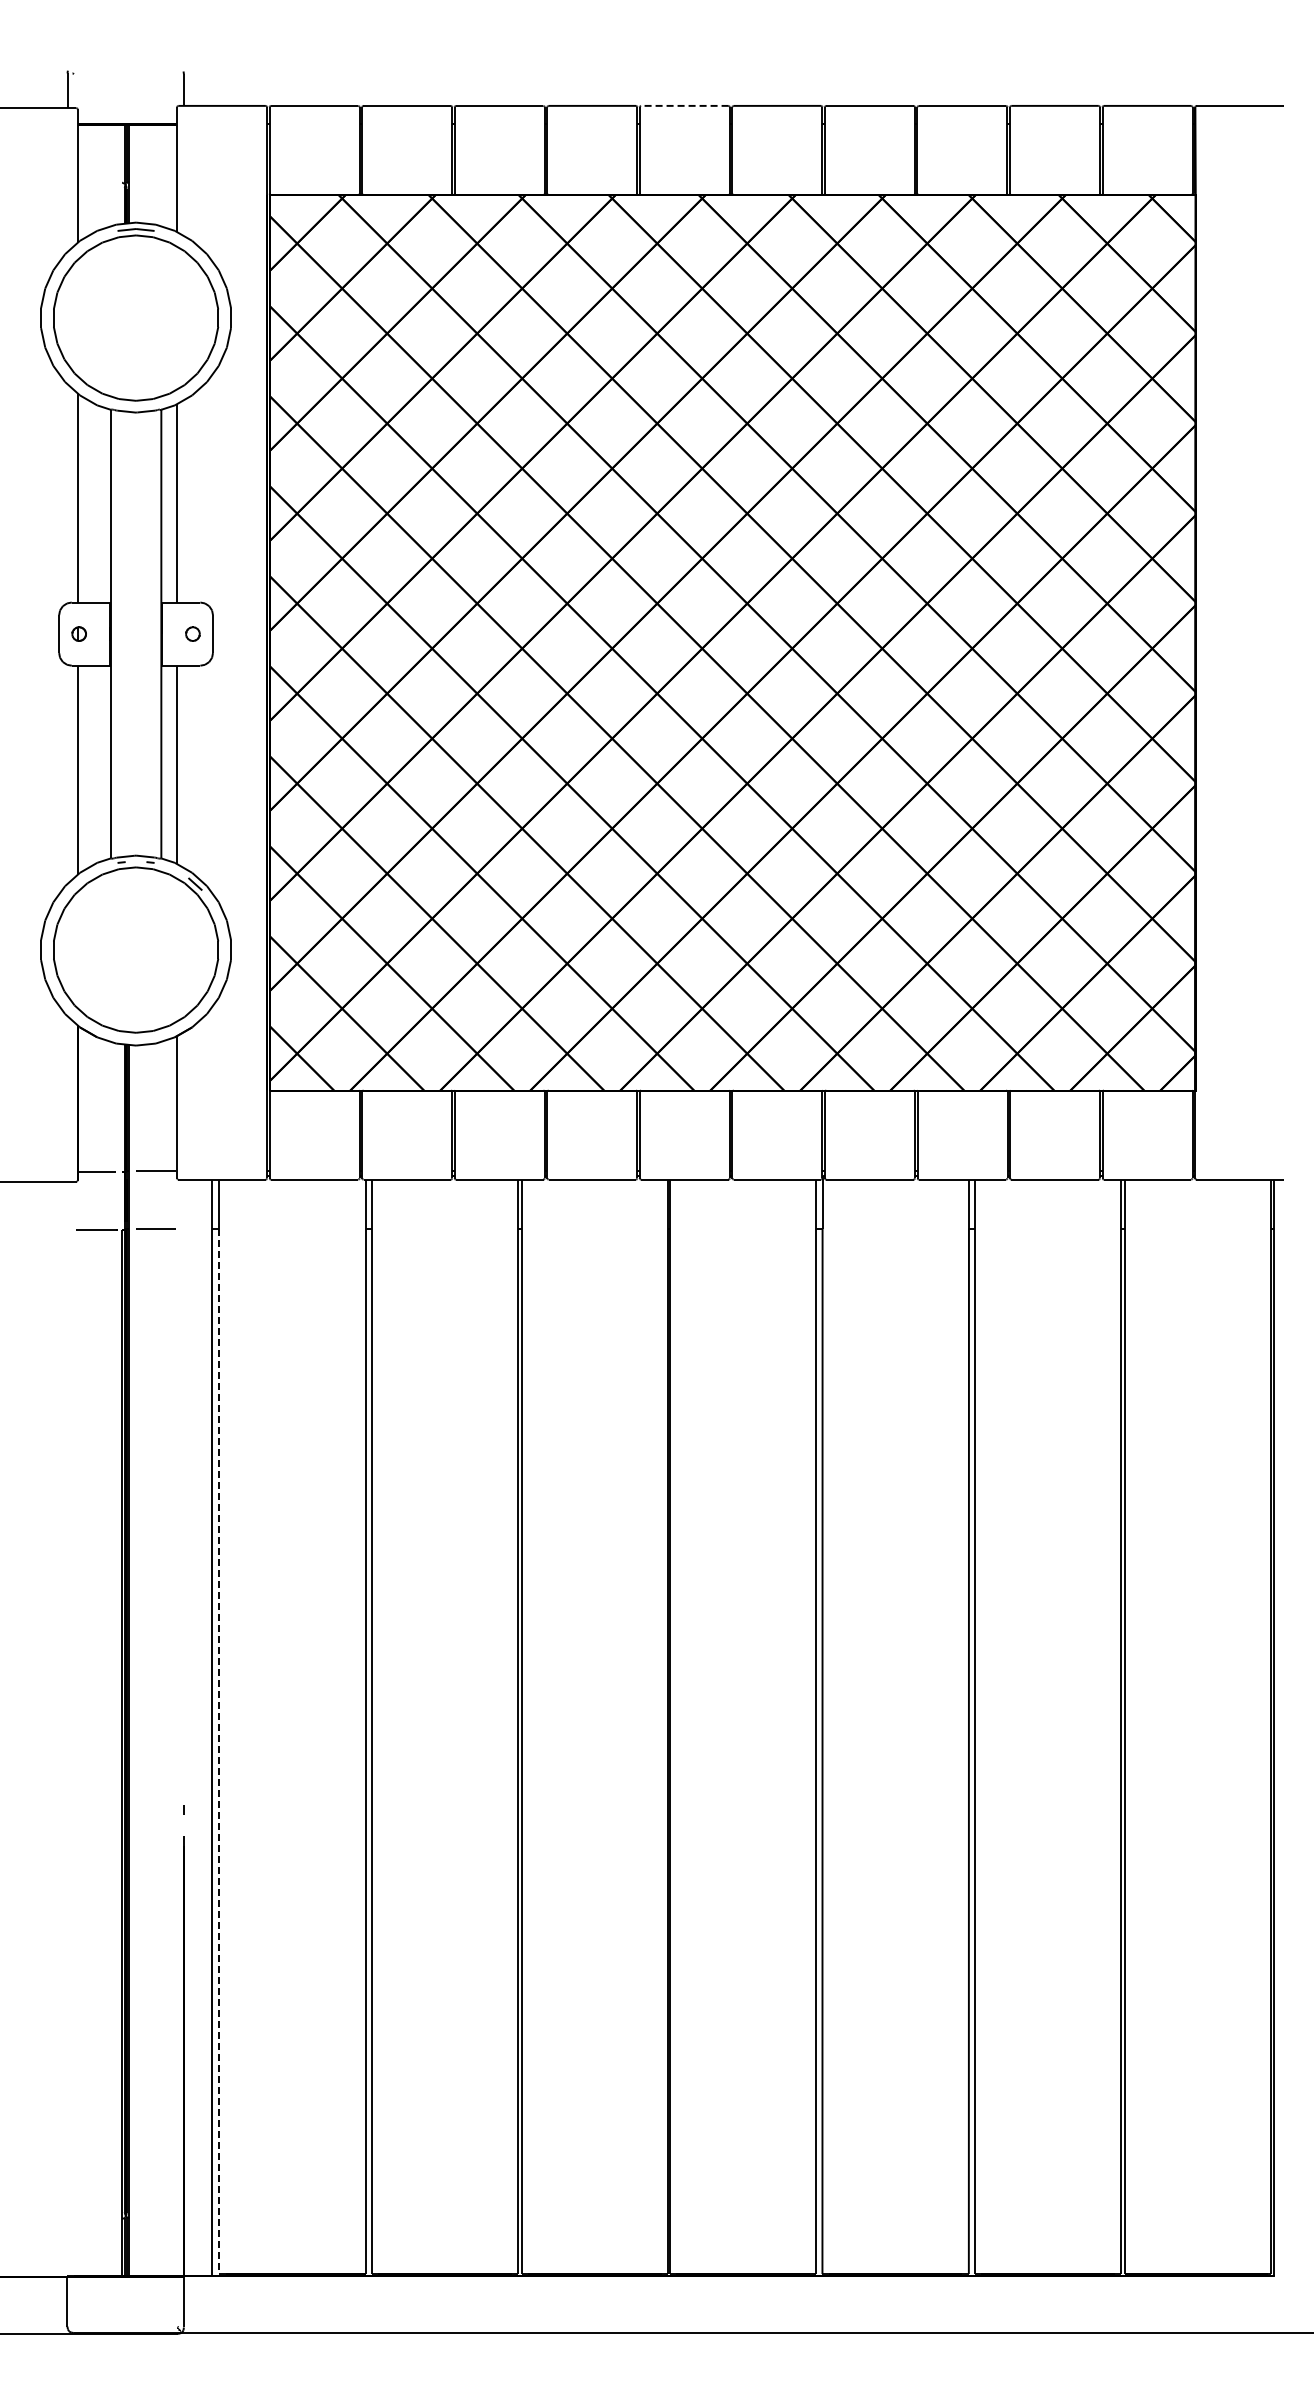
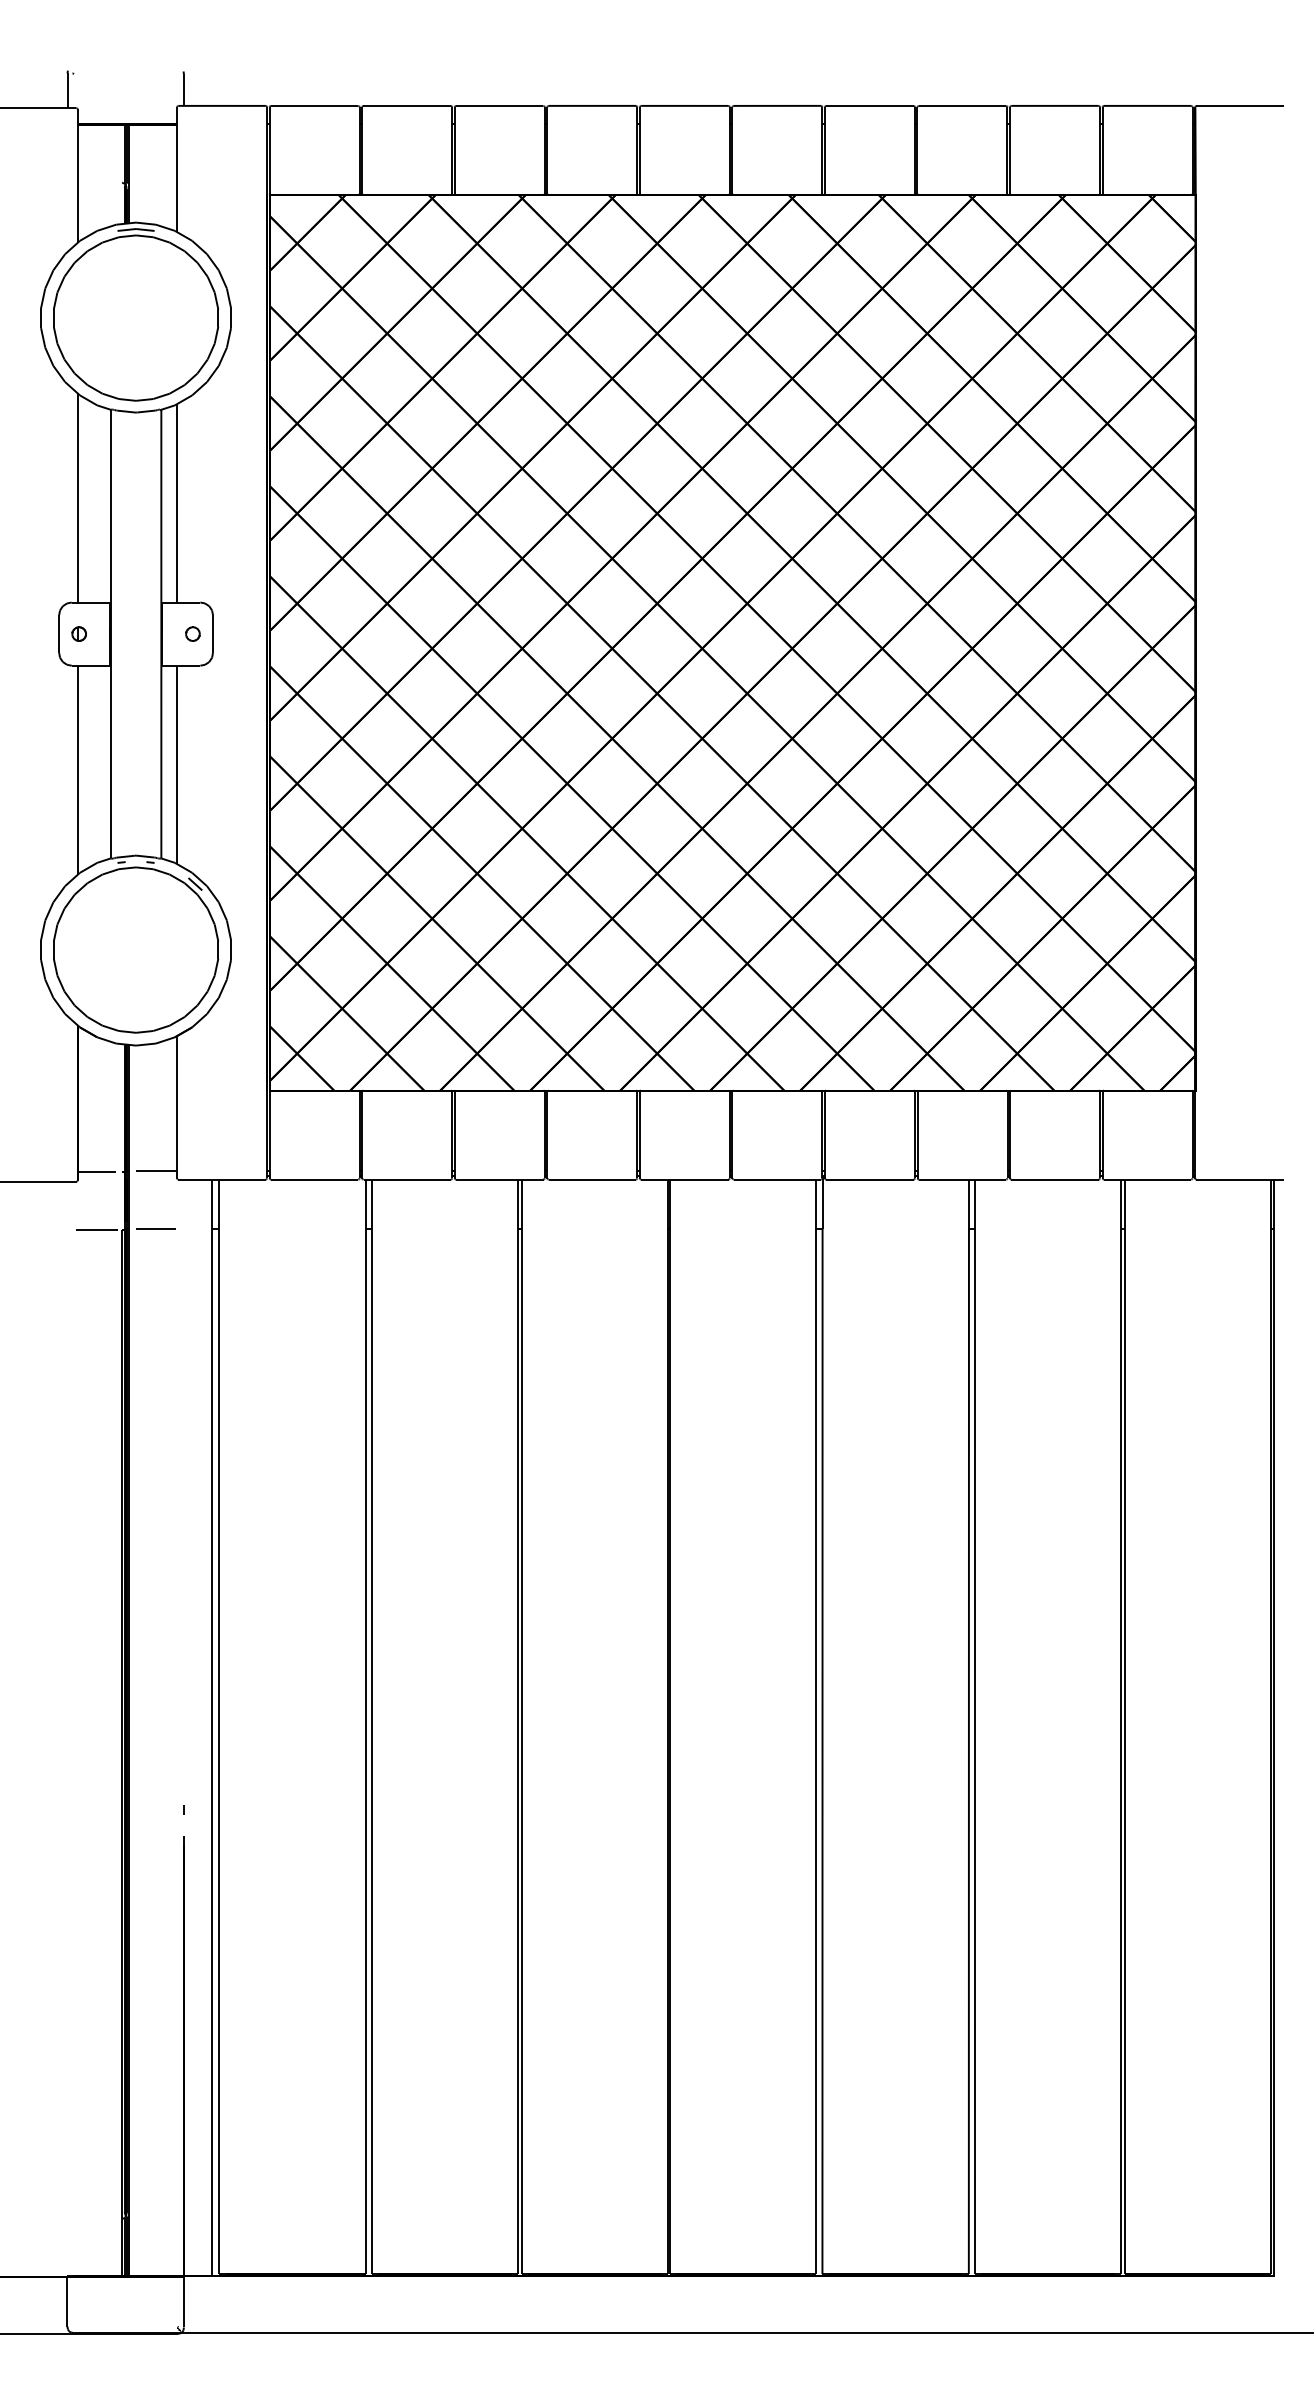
line: dashed -> solid (684, 105)
line: dashed -> solid (219, 1751)
